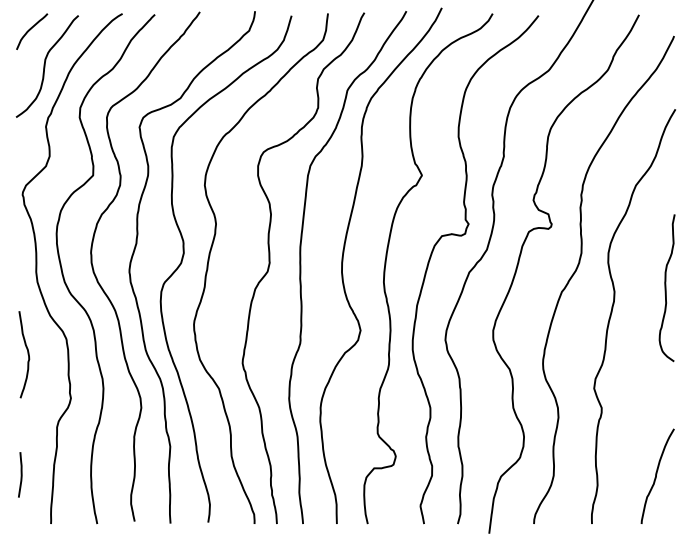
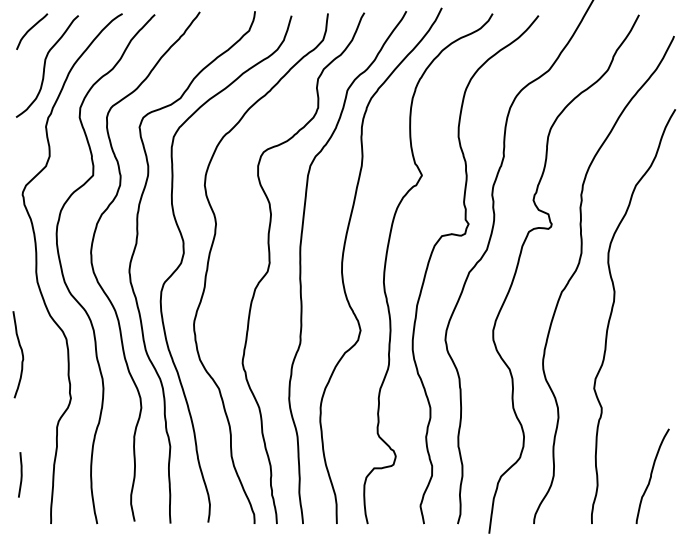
curve: present -> none (666, 288)
curve position: (27, 354) -> (21, 354) (21, 354)
curve position: (657, 474) -> (652, 474) (652, 474)
